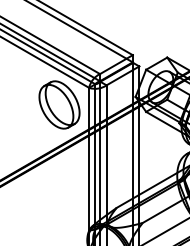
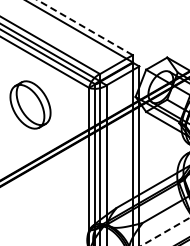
line: solid -> dashed (85, 27)
part position: (59, 104) -> (30, 104) (30, 104)
line: solid -> dashed (165, 231)
